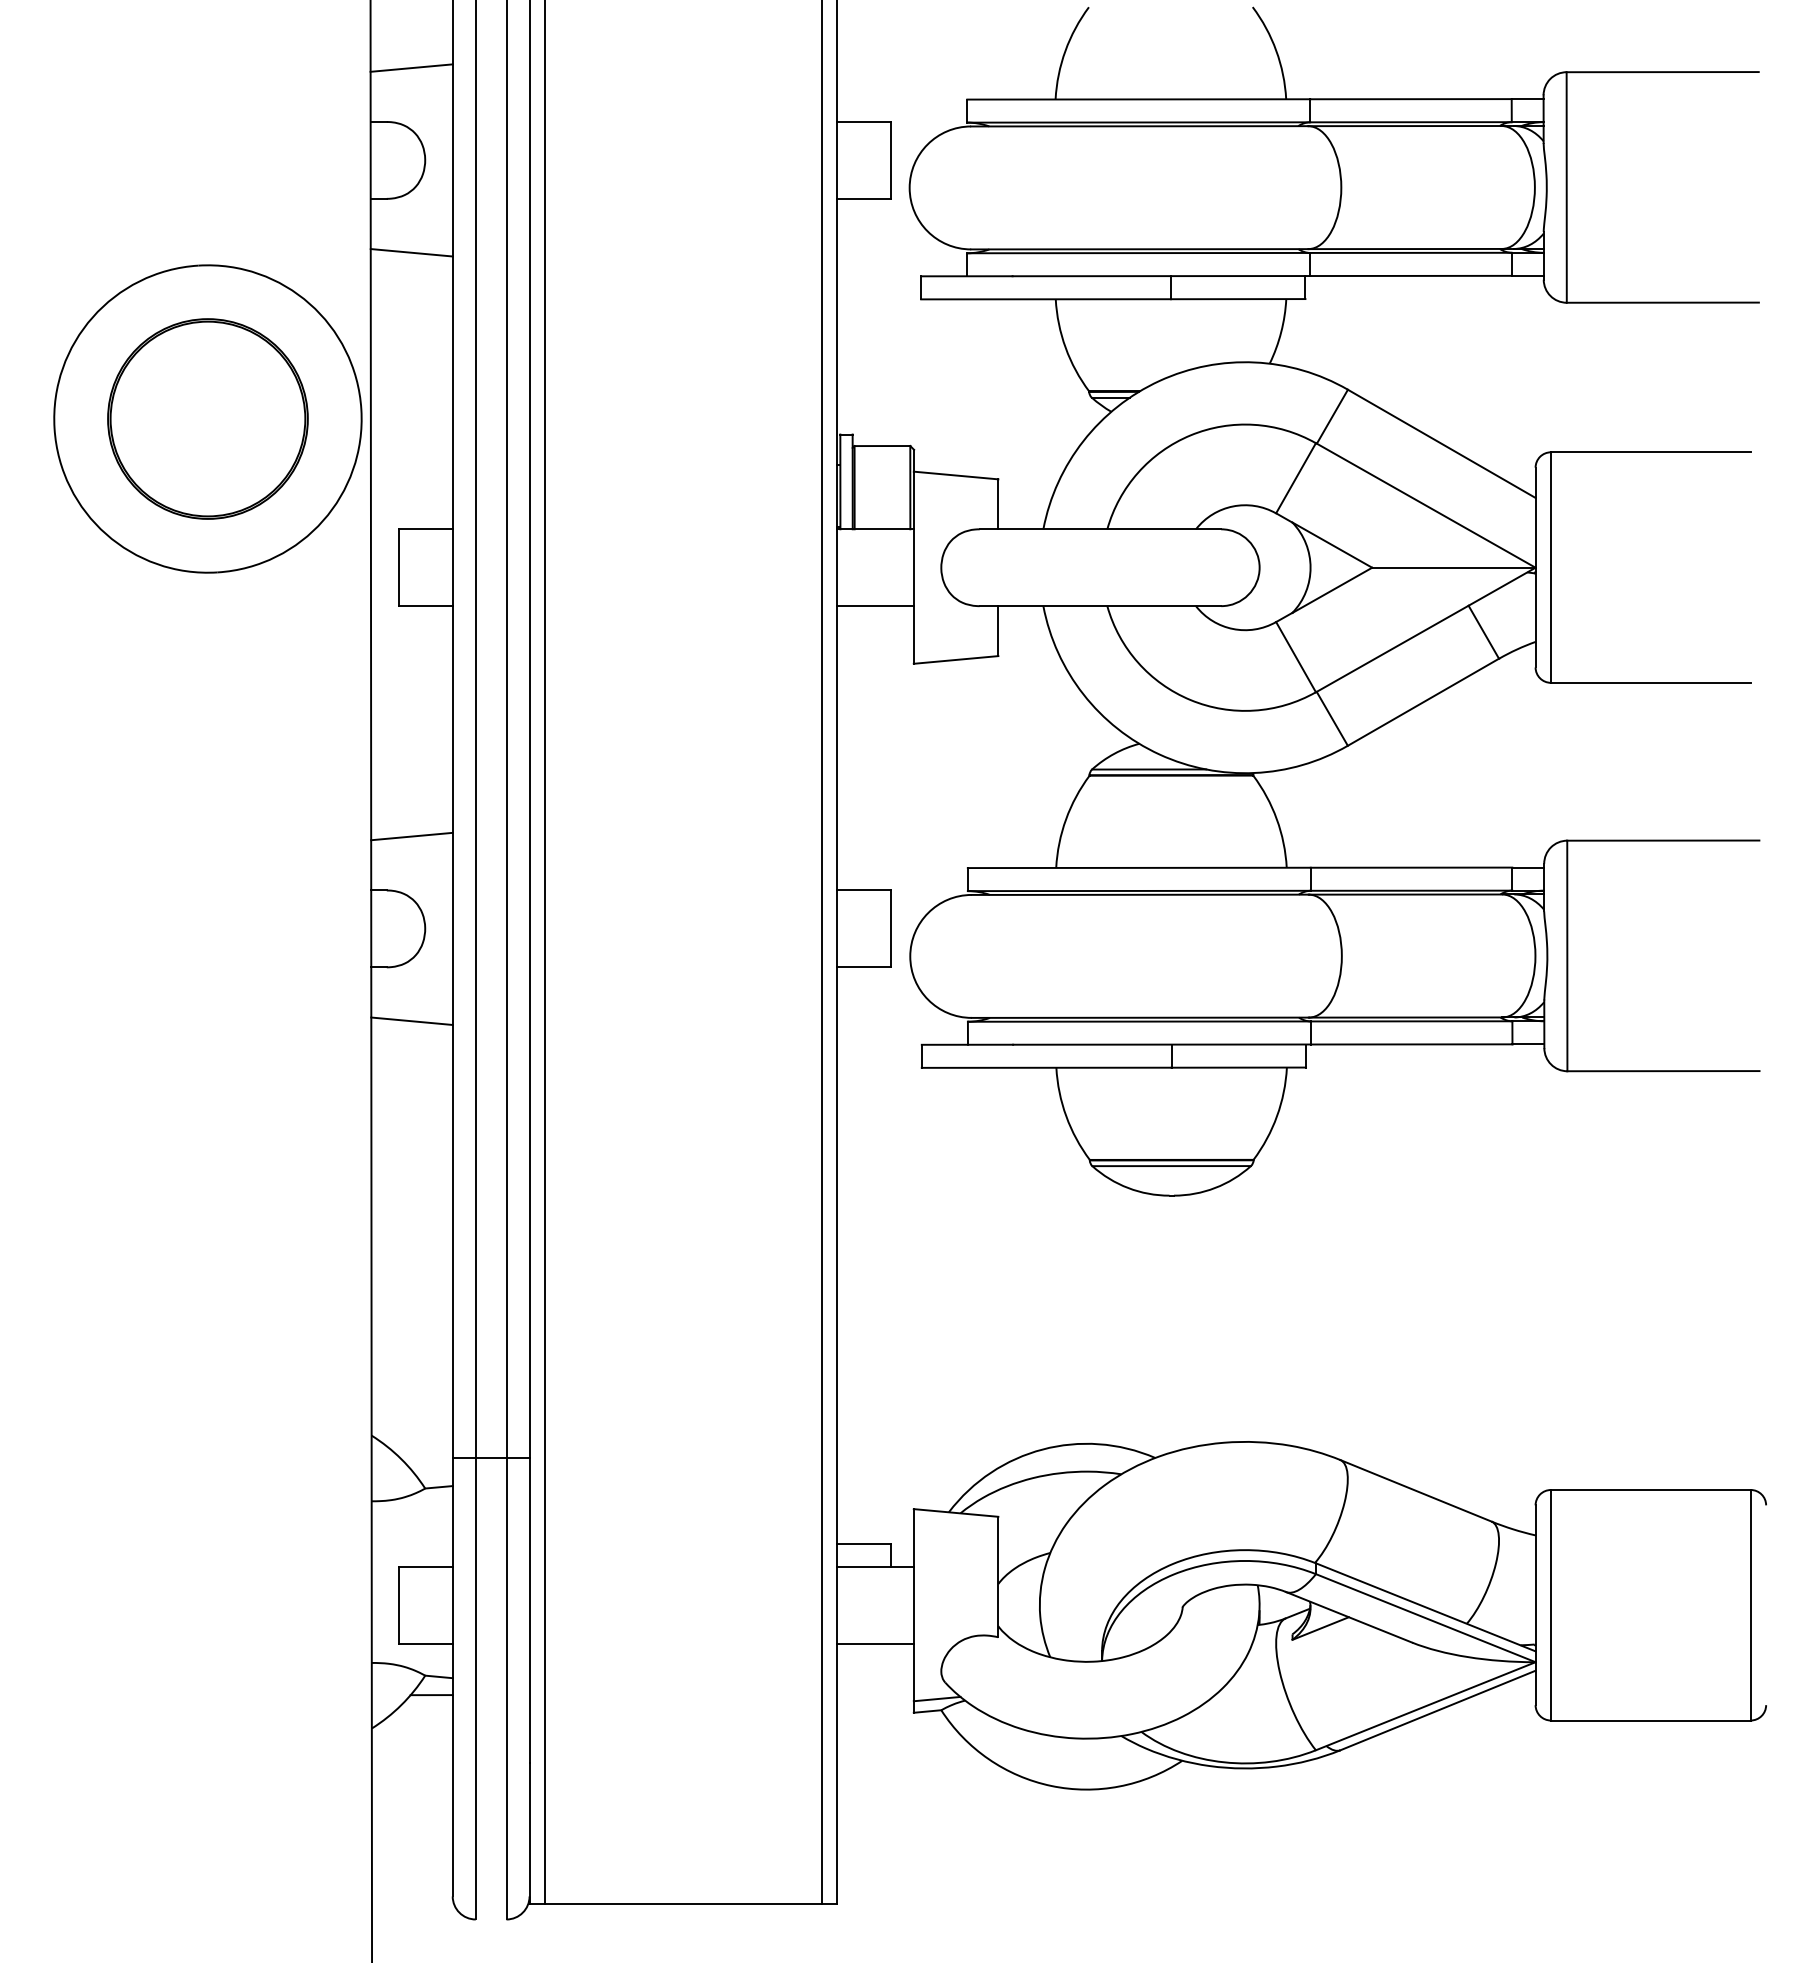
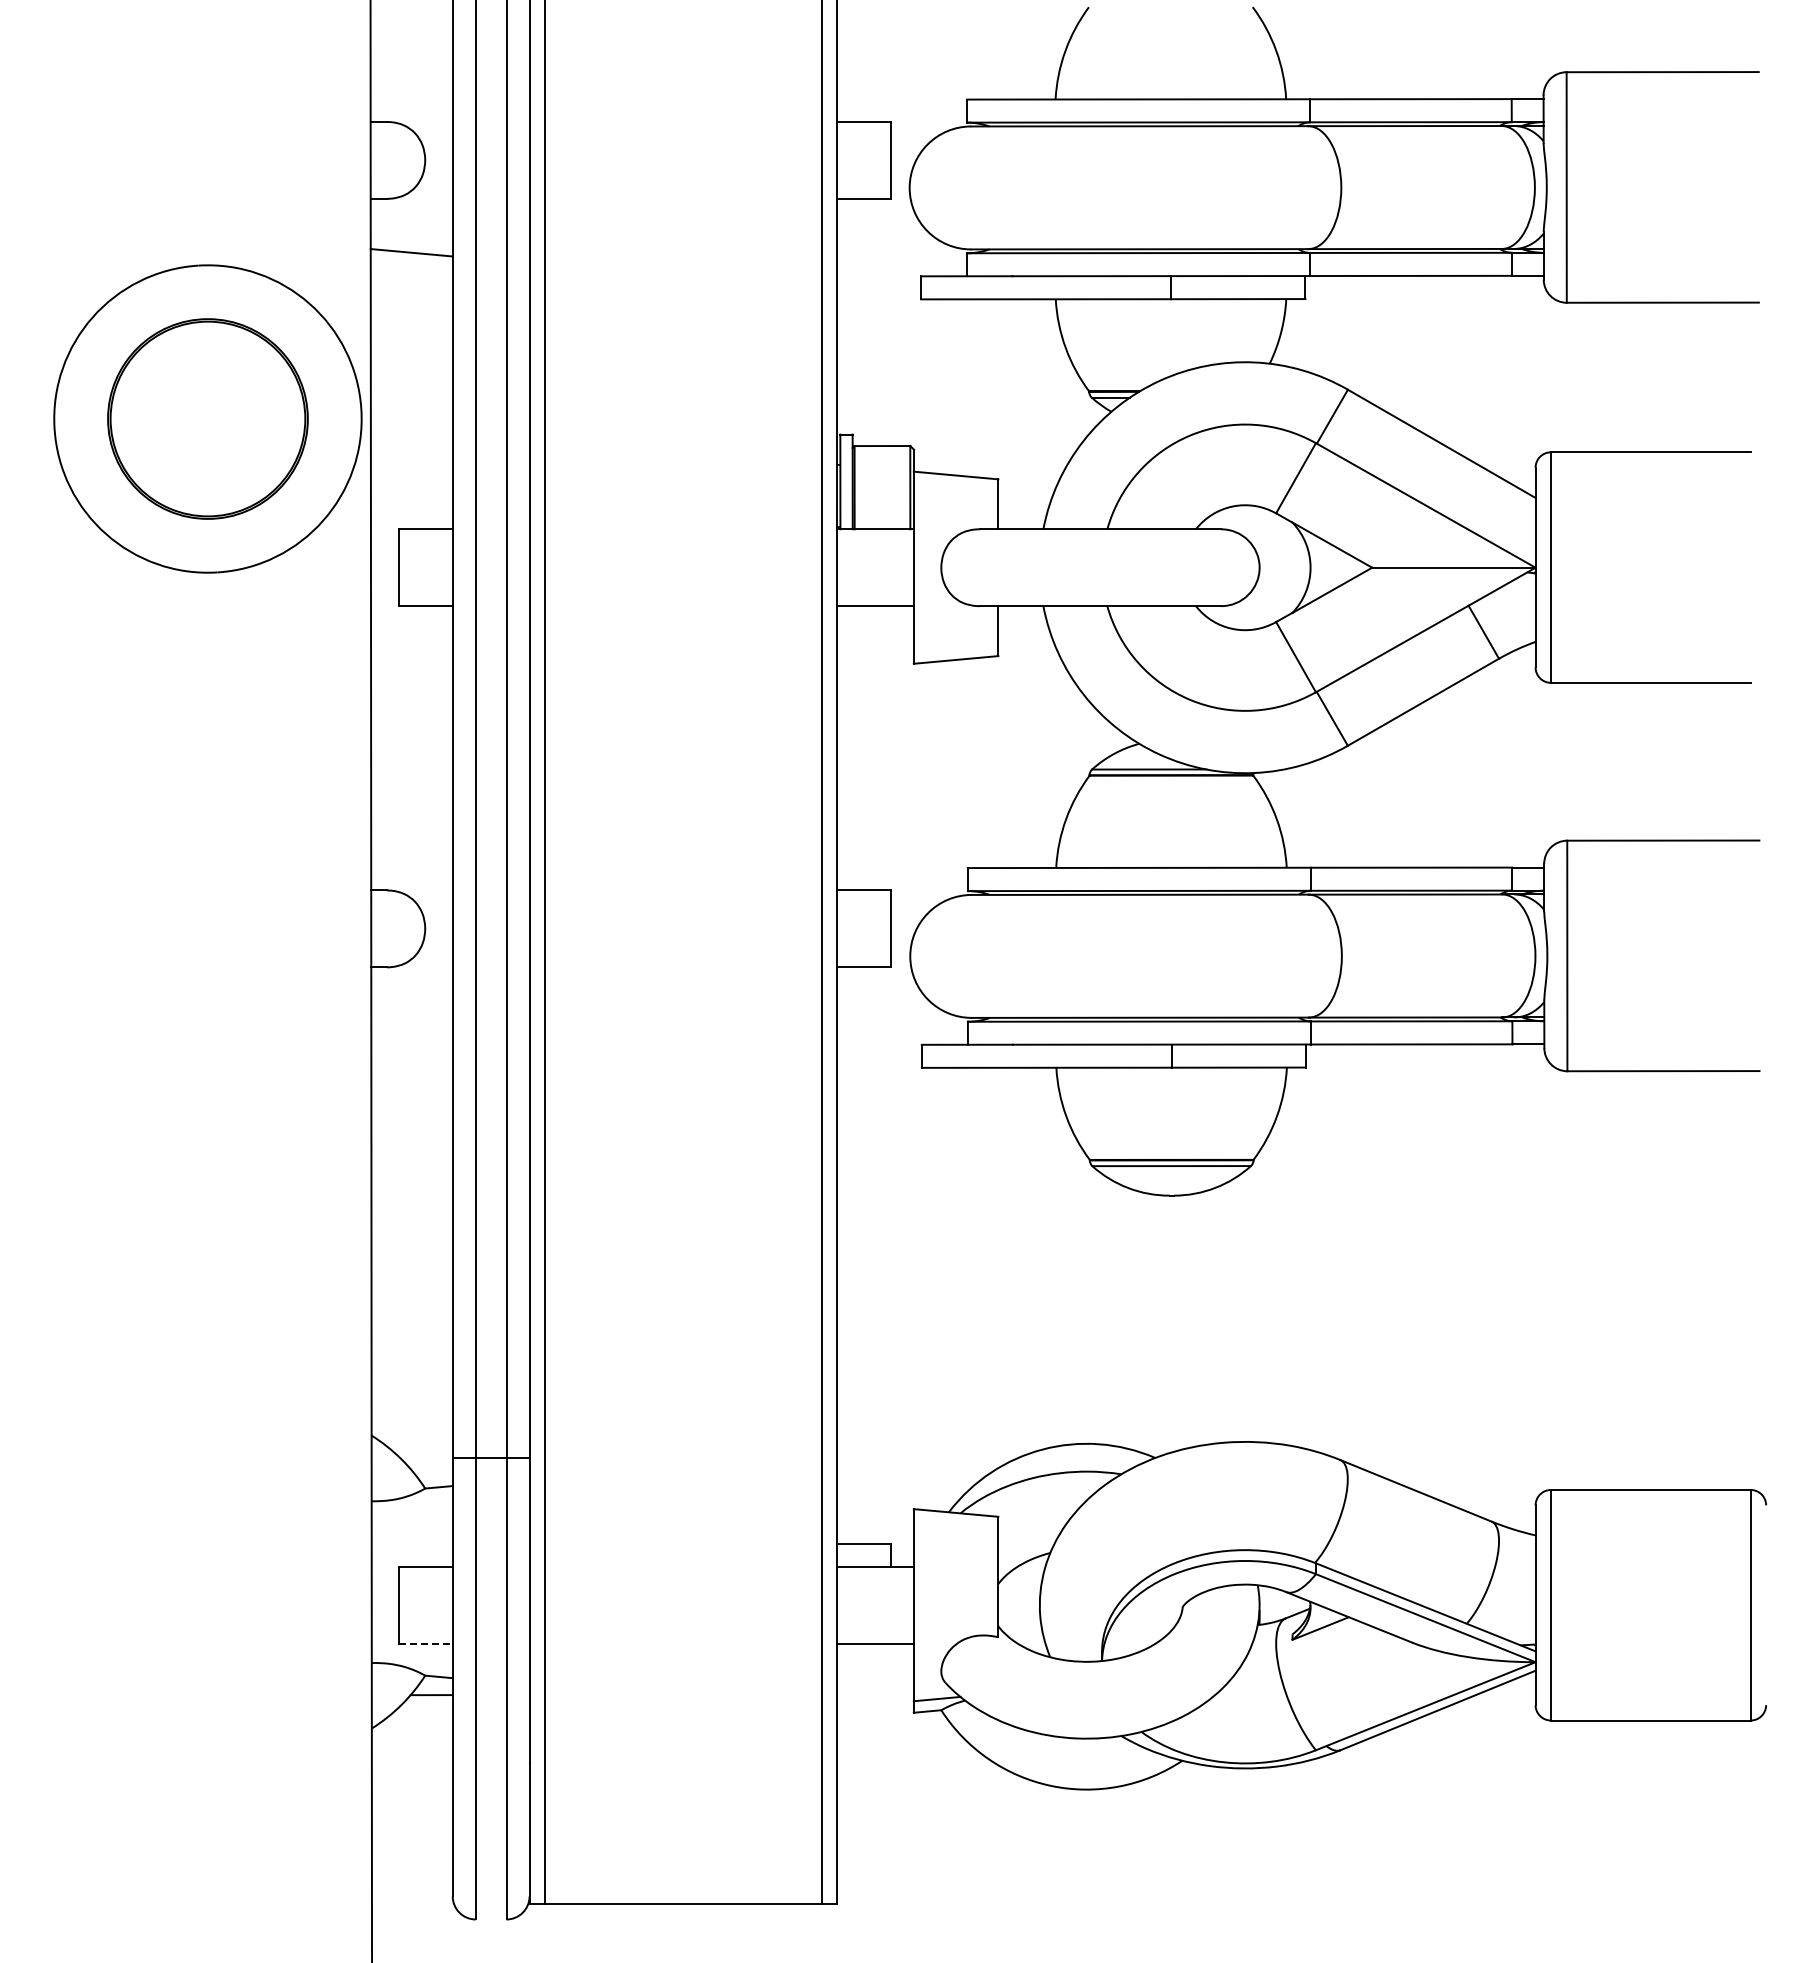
line: present -> none (411, 67)
line: present -> none (411, 836)
line: present -> none (411, 1020)
line: solid -> dashed (425, 1643)
